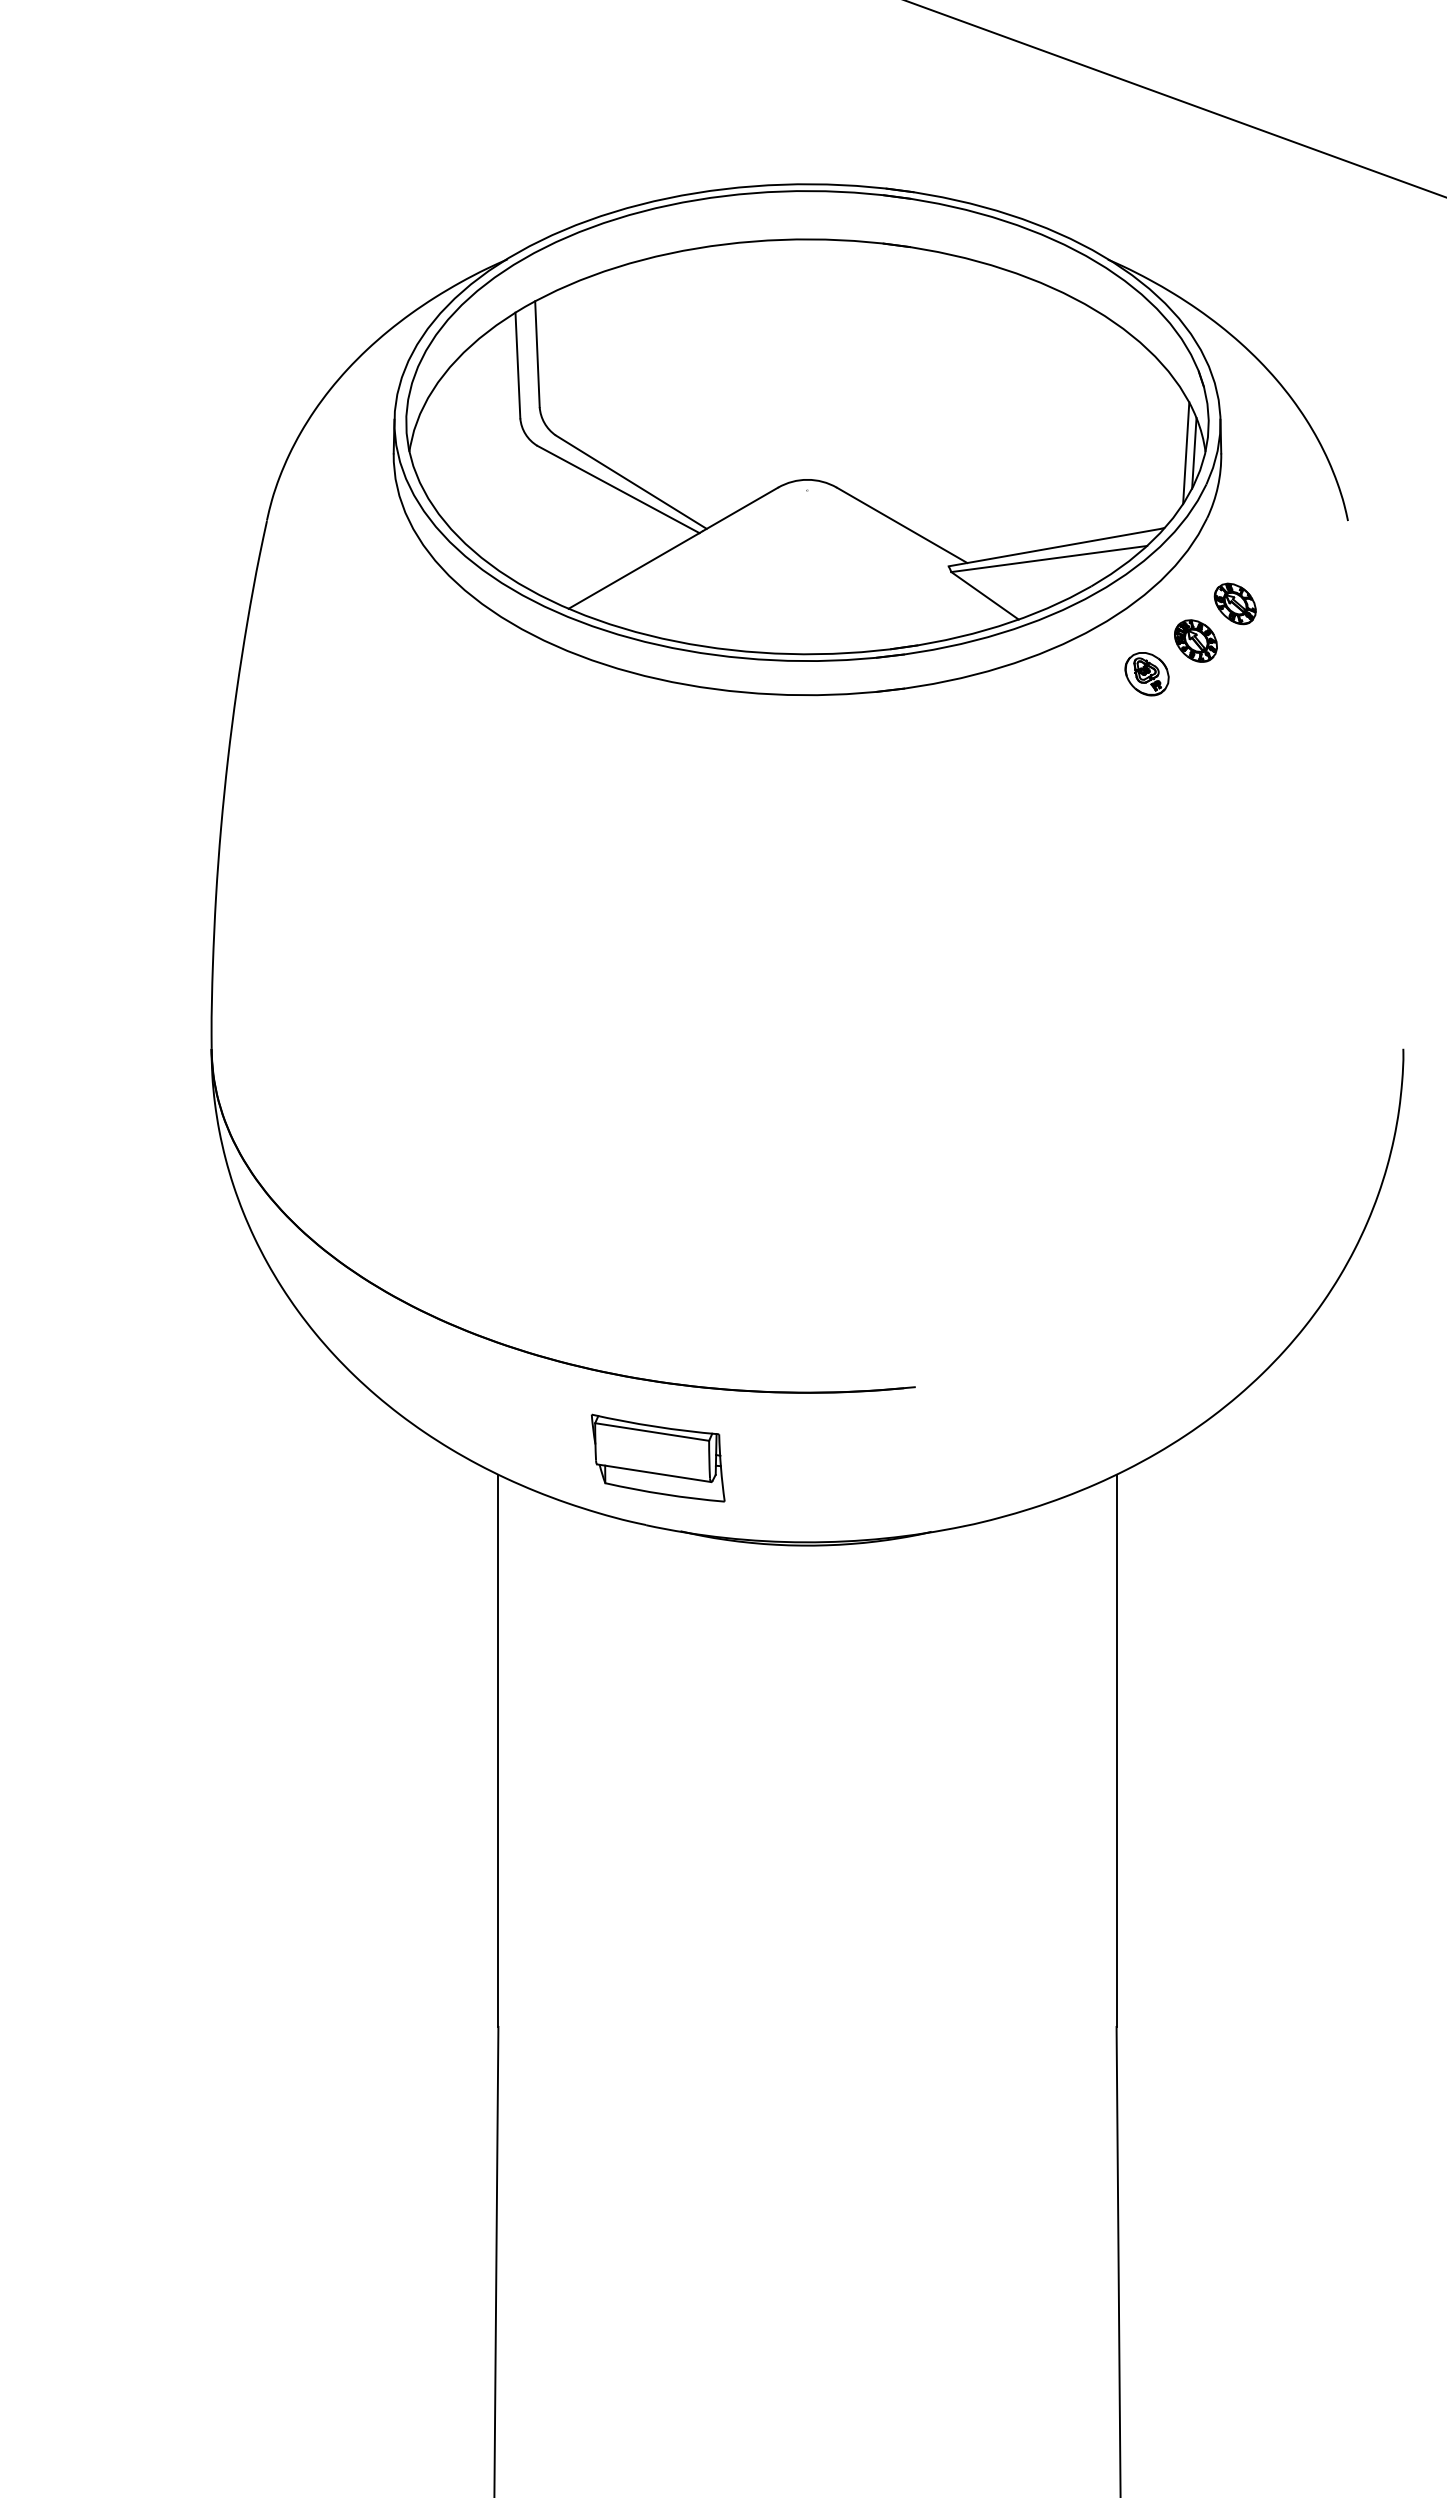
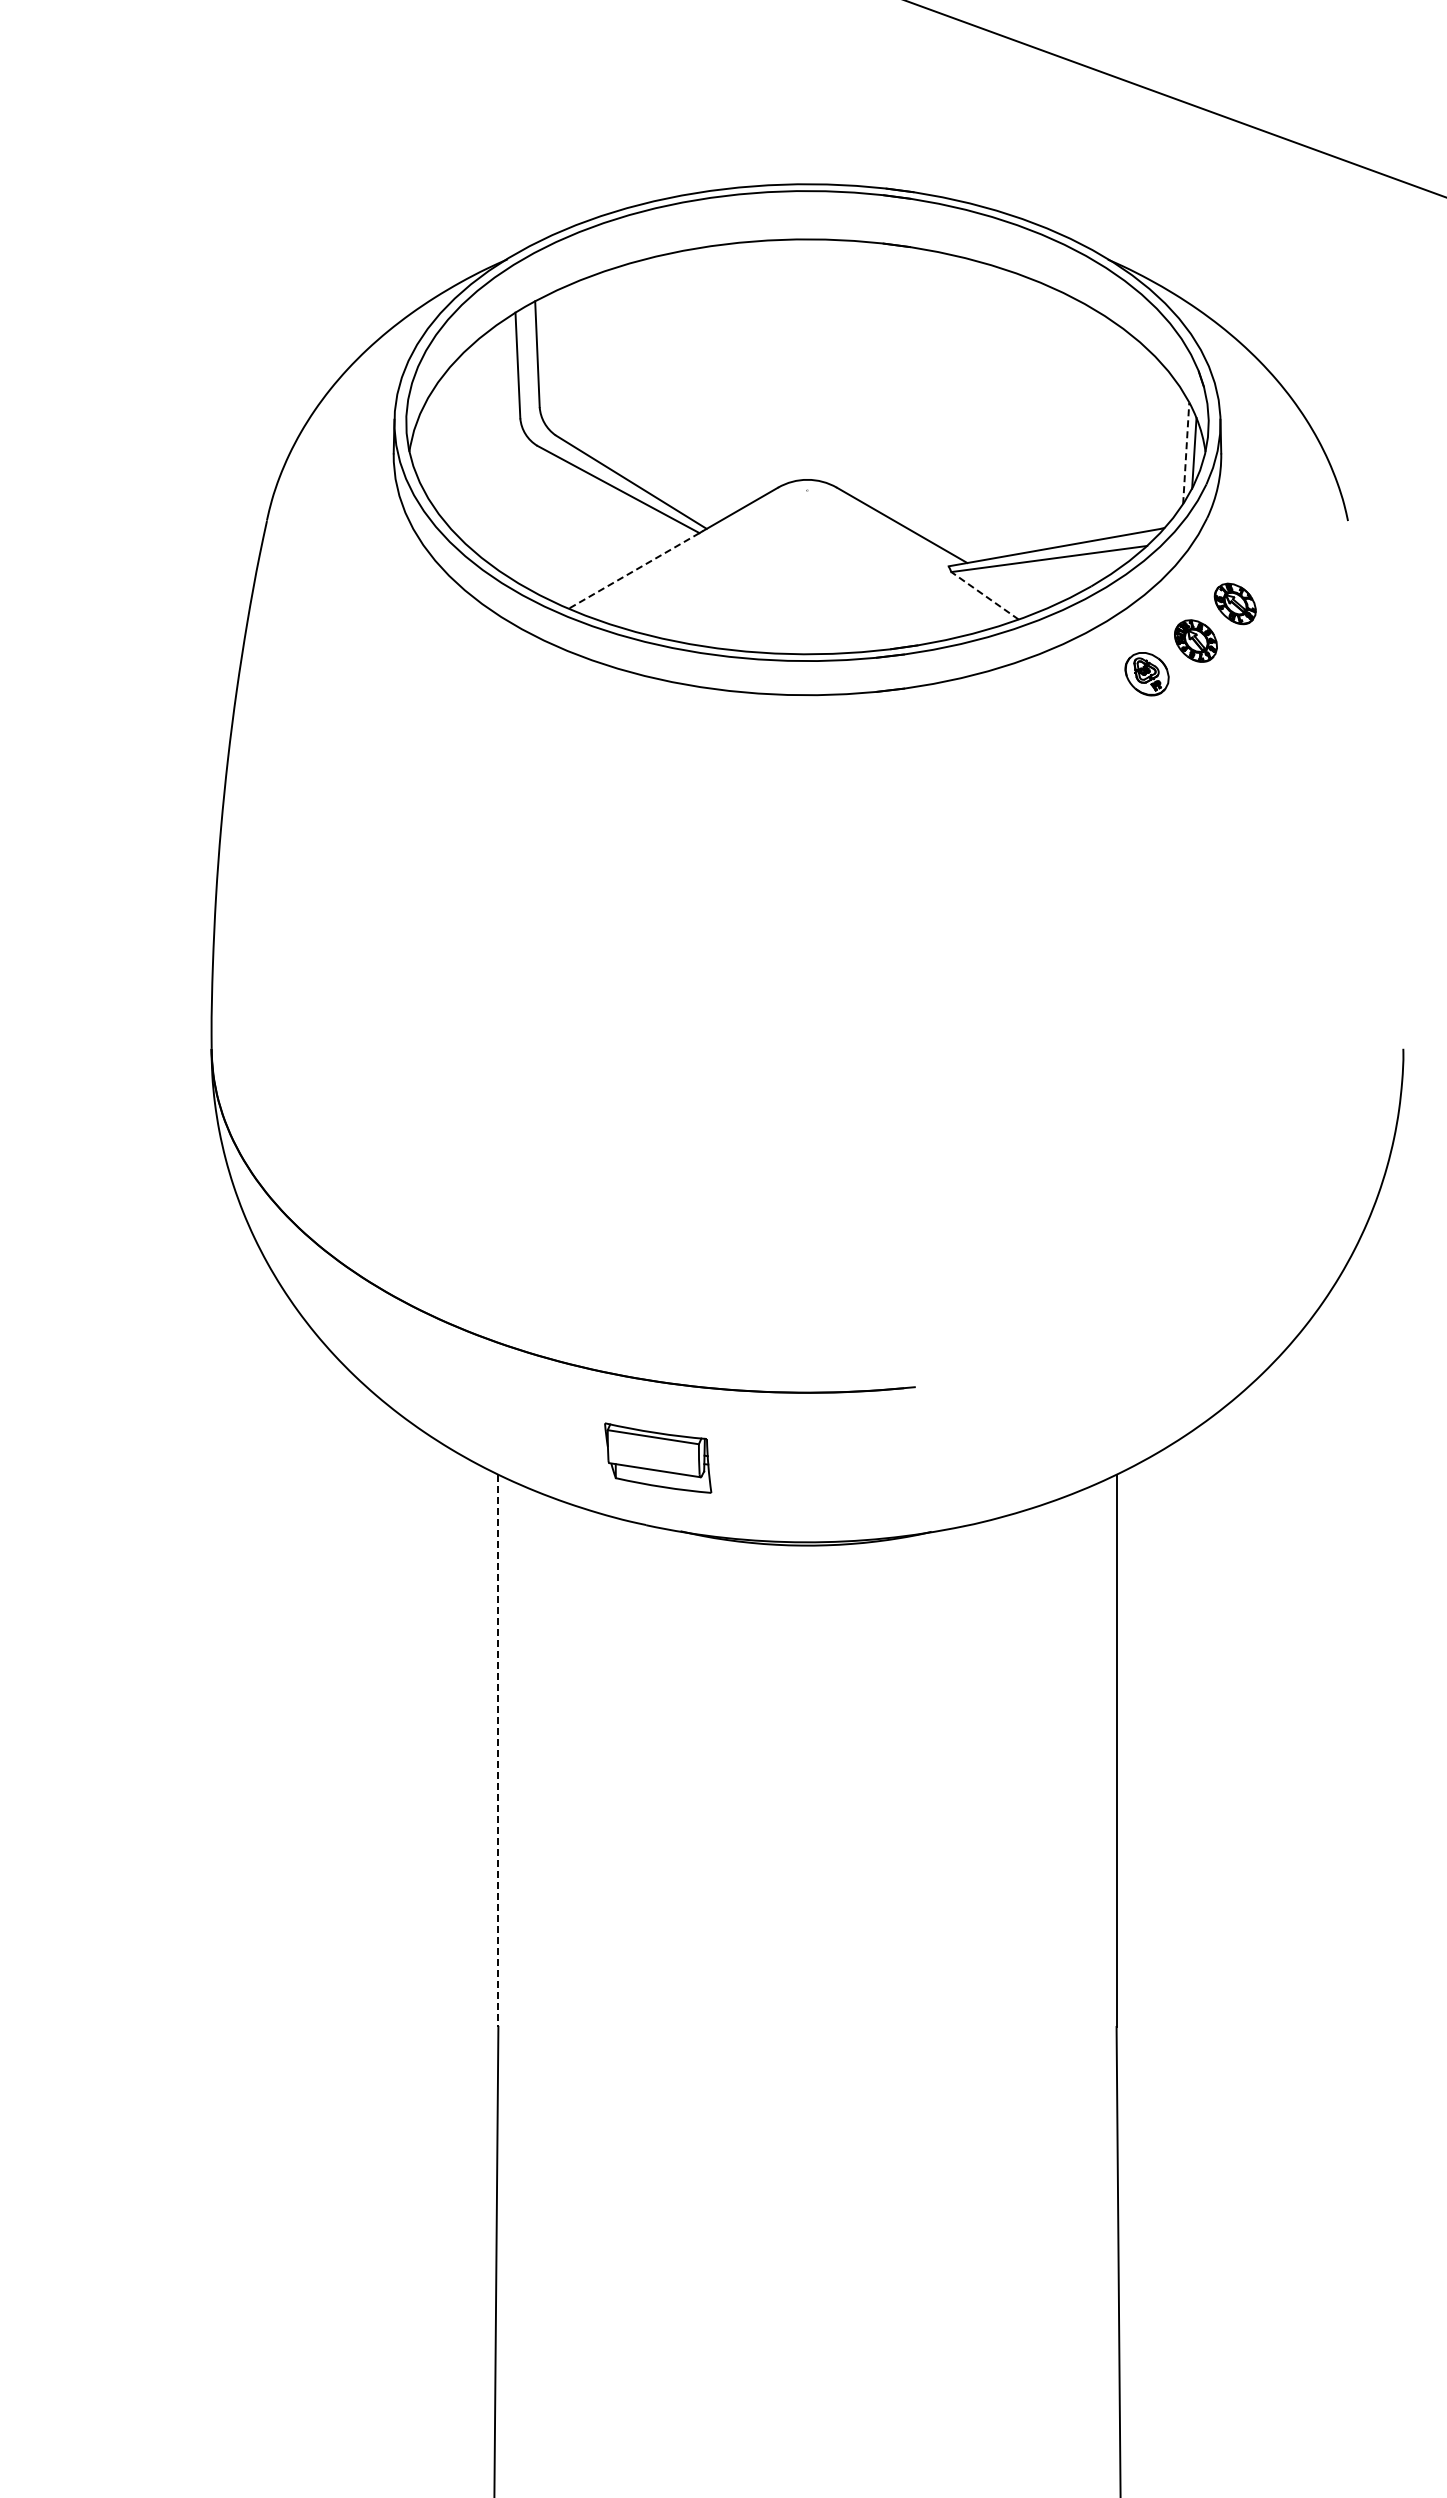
line: solid -> dashed (1186, 453)
line: solid -> dashed (634, 570)
line: solid -> dashed (984, 595)
part size: 136x90 px -> 109x72 px (658, 1457)
line: solid -> dashed (498, 1751)
